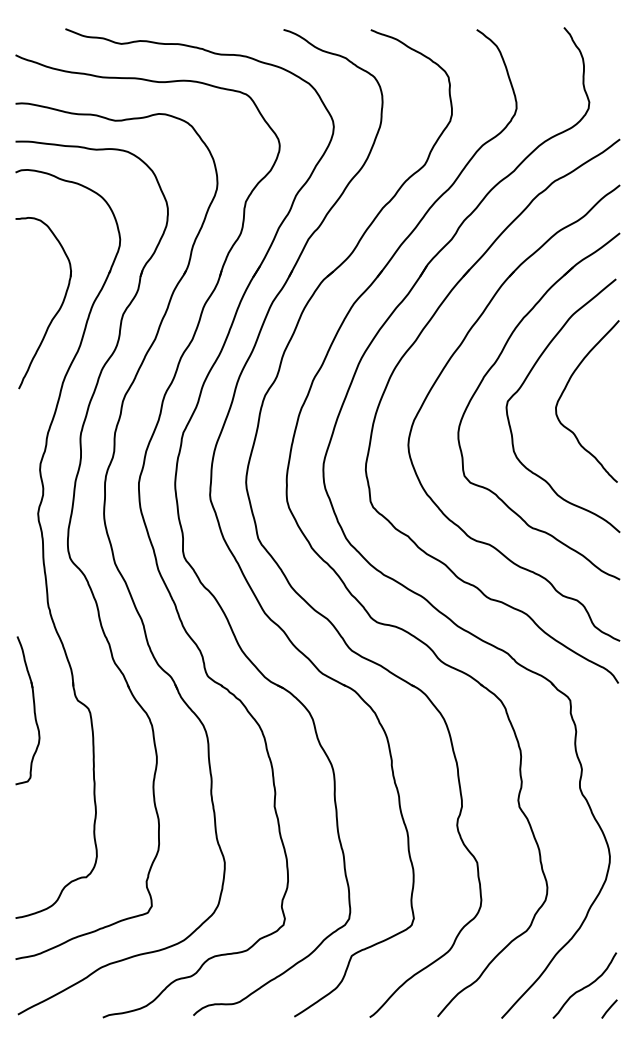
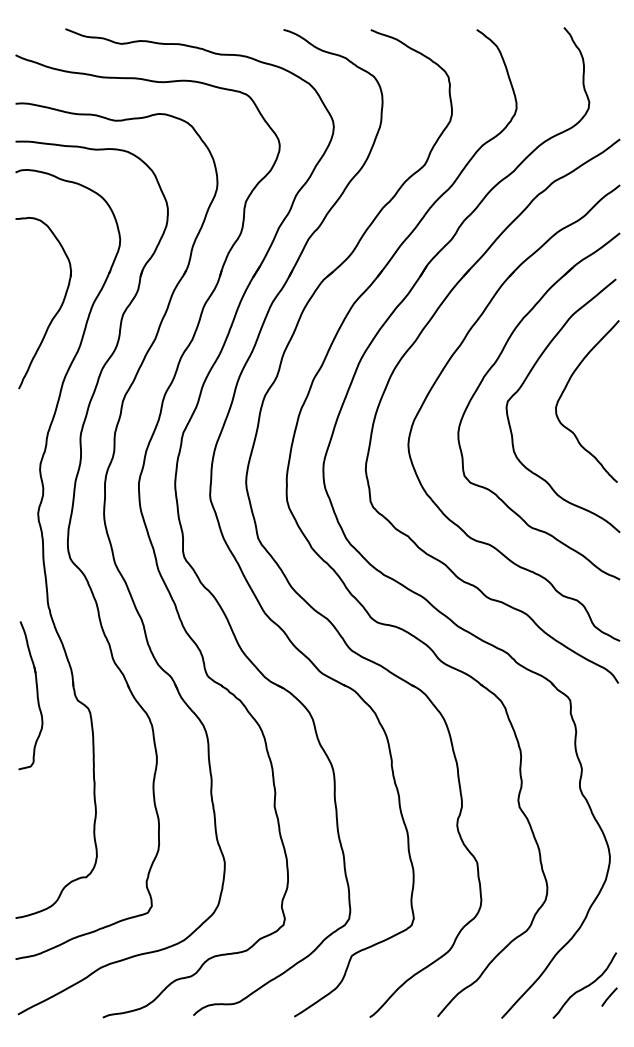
part position: (27, 710) -> (30, 695) (30, 695)
line position: (609, 1008) -> (609, 996) (609, 996)
